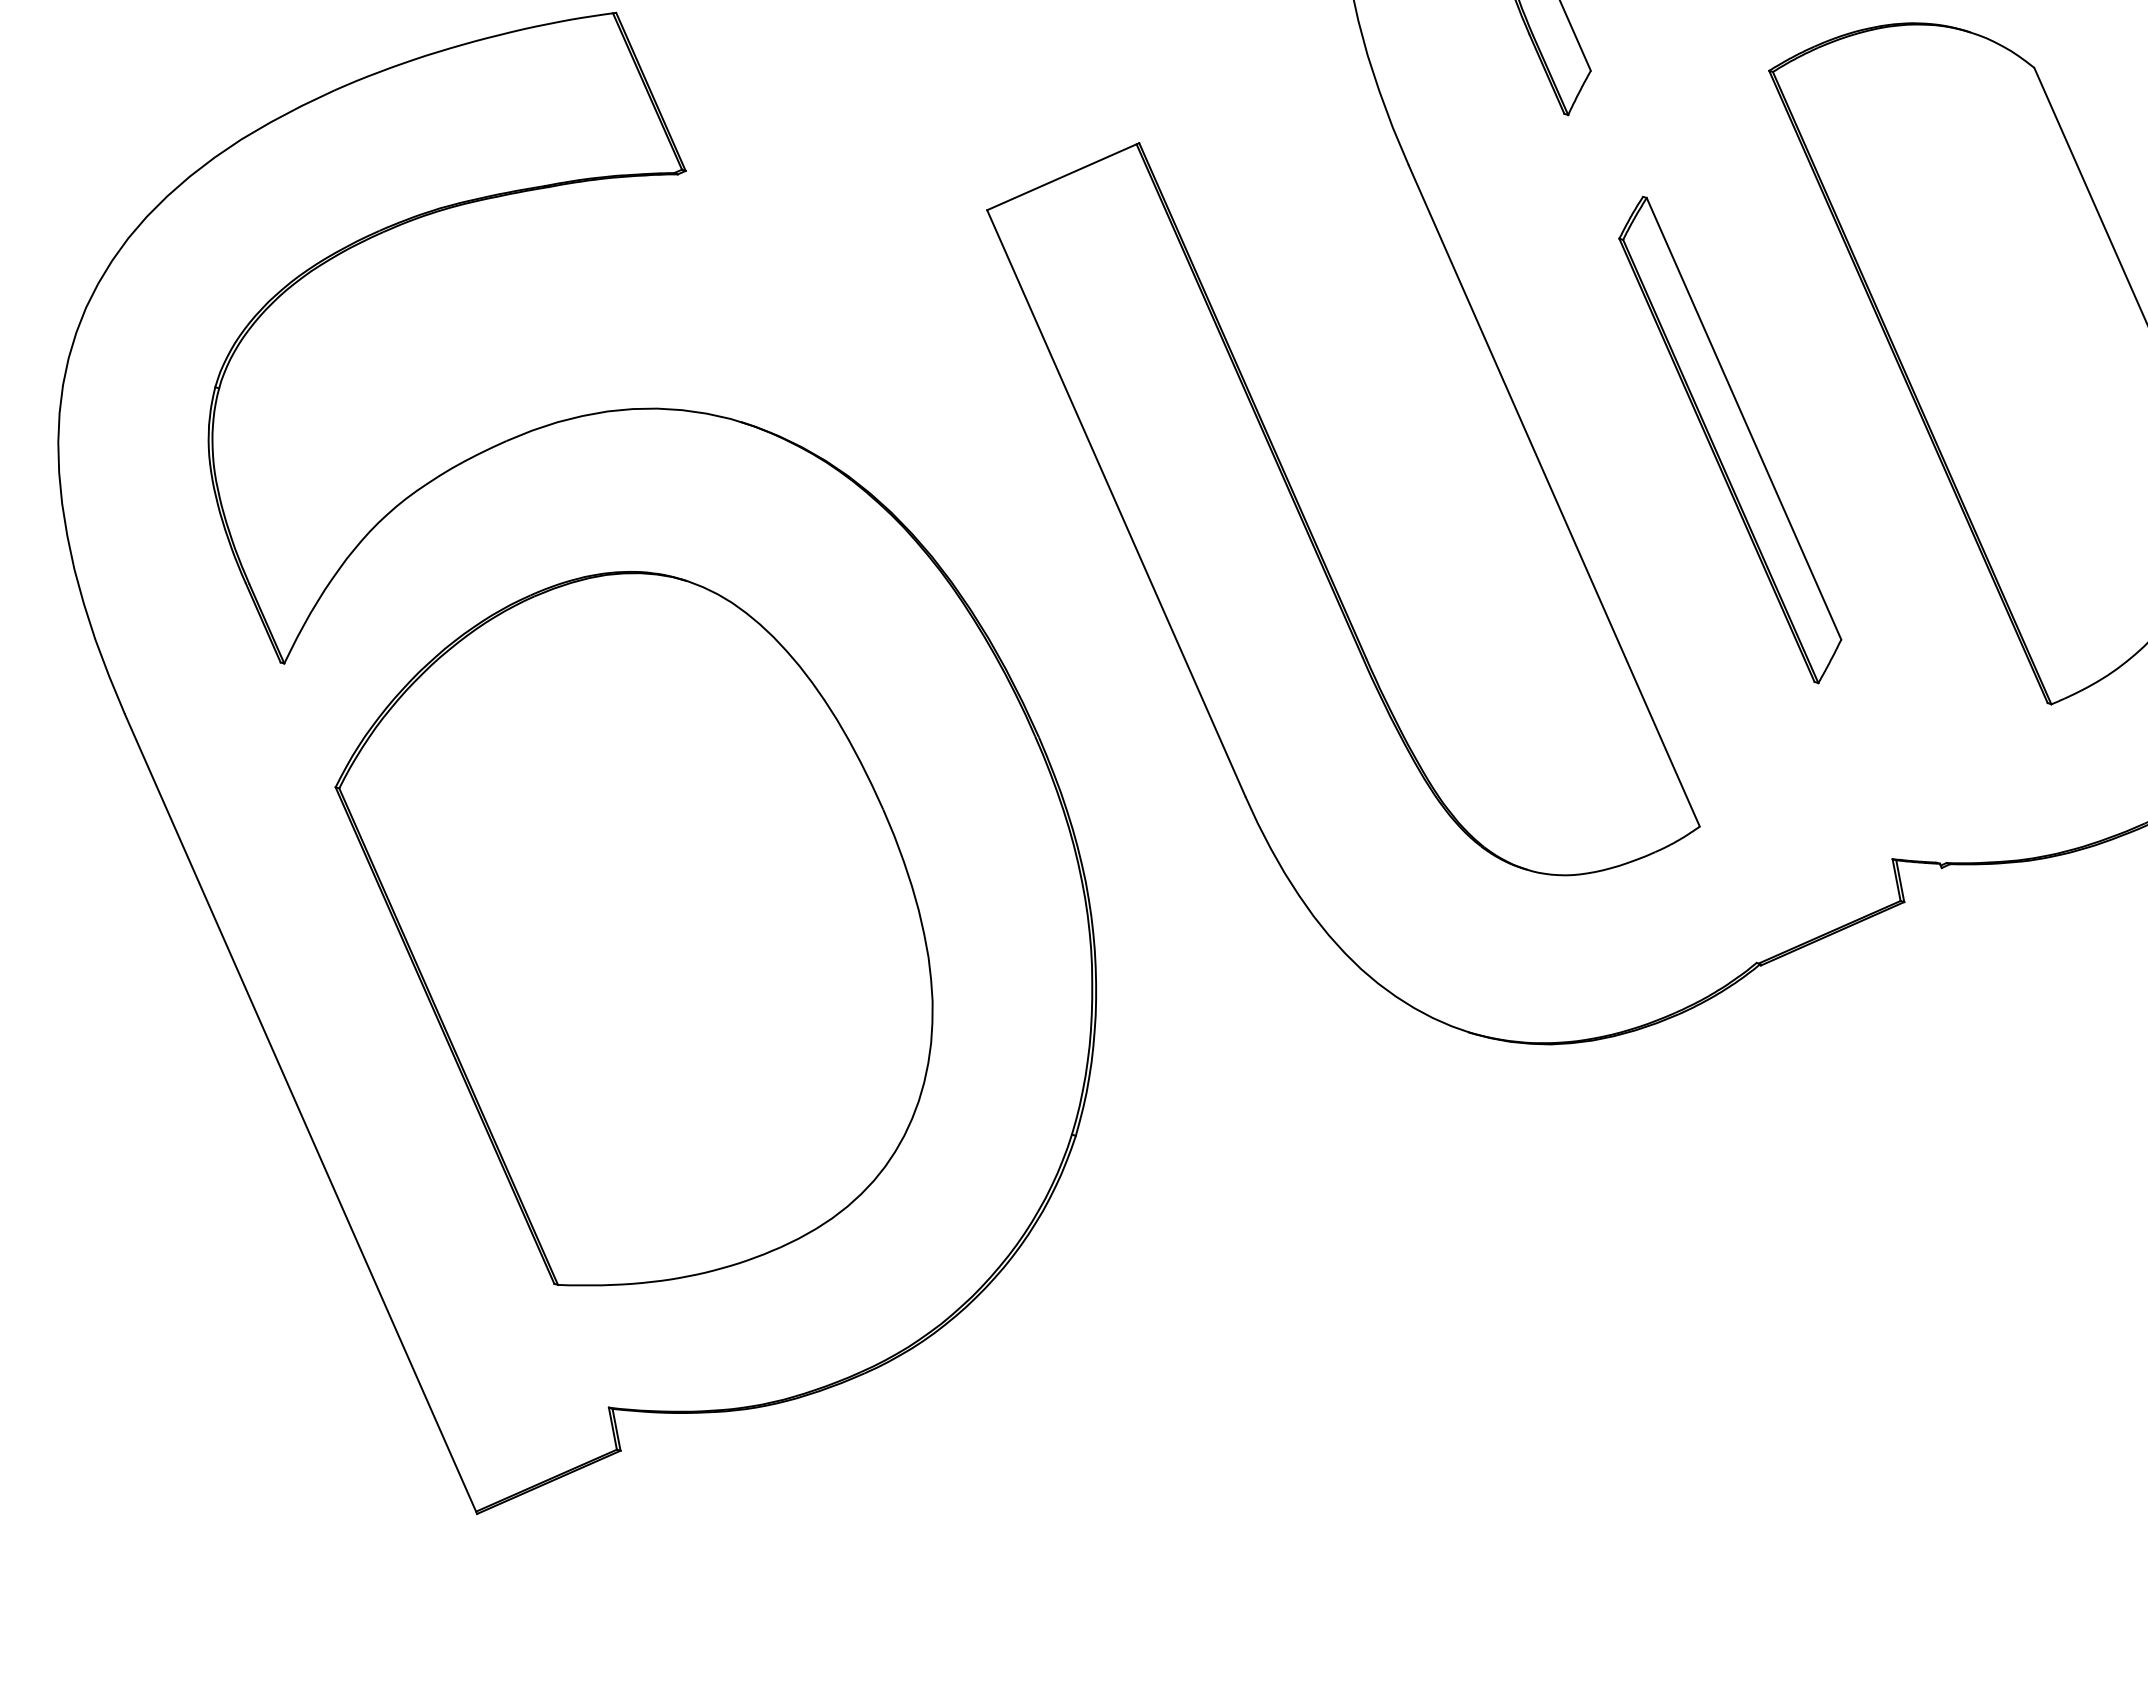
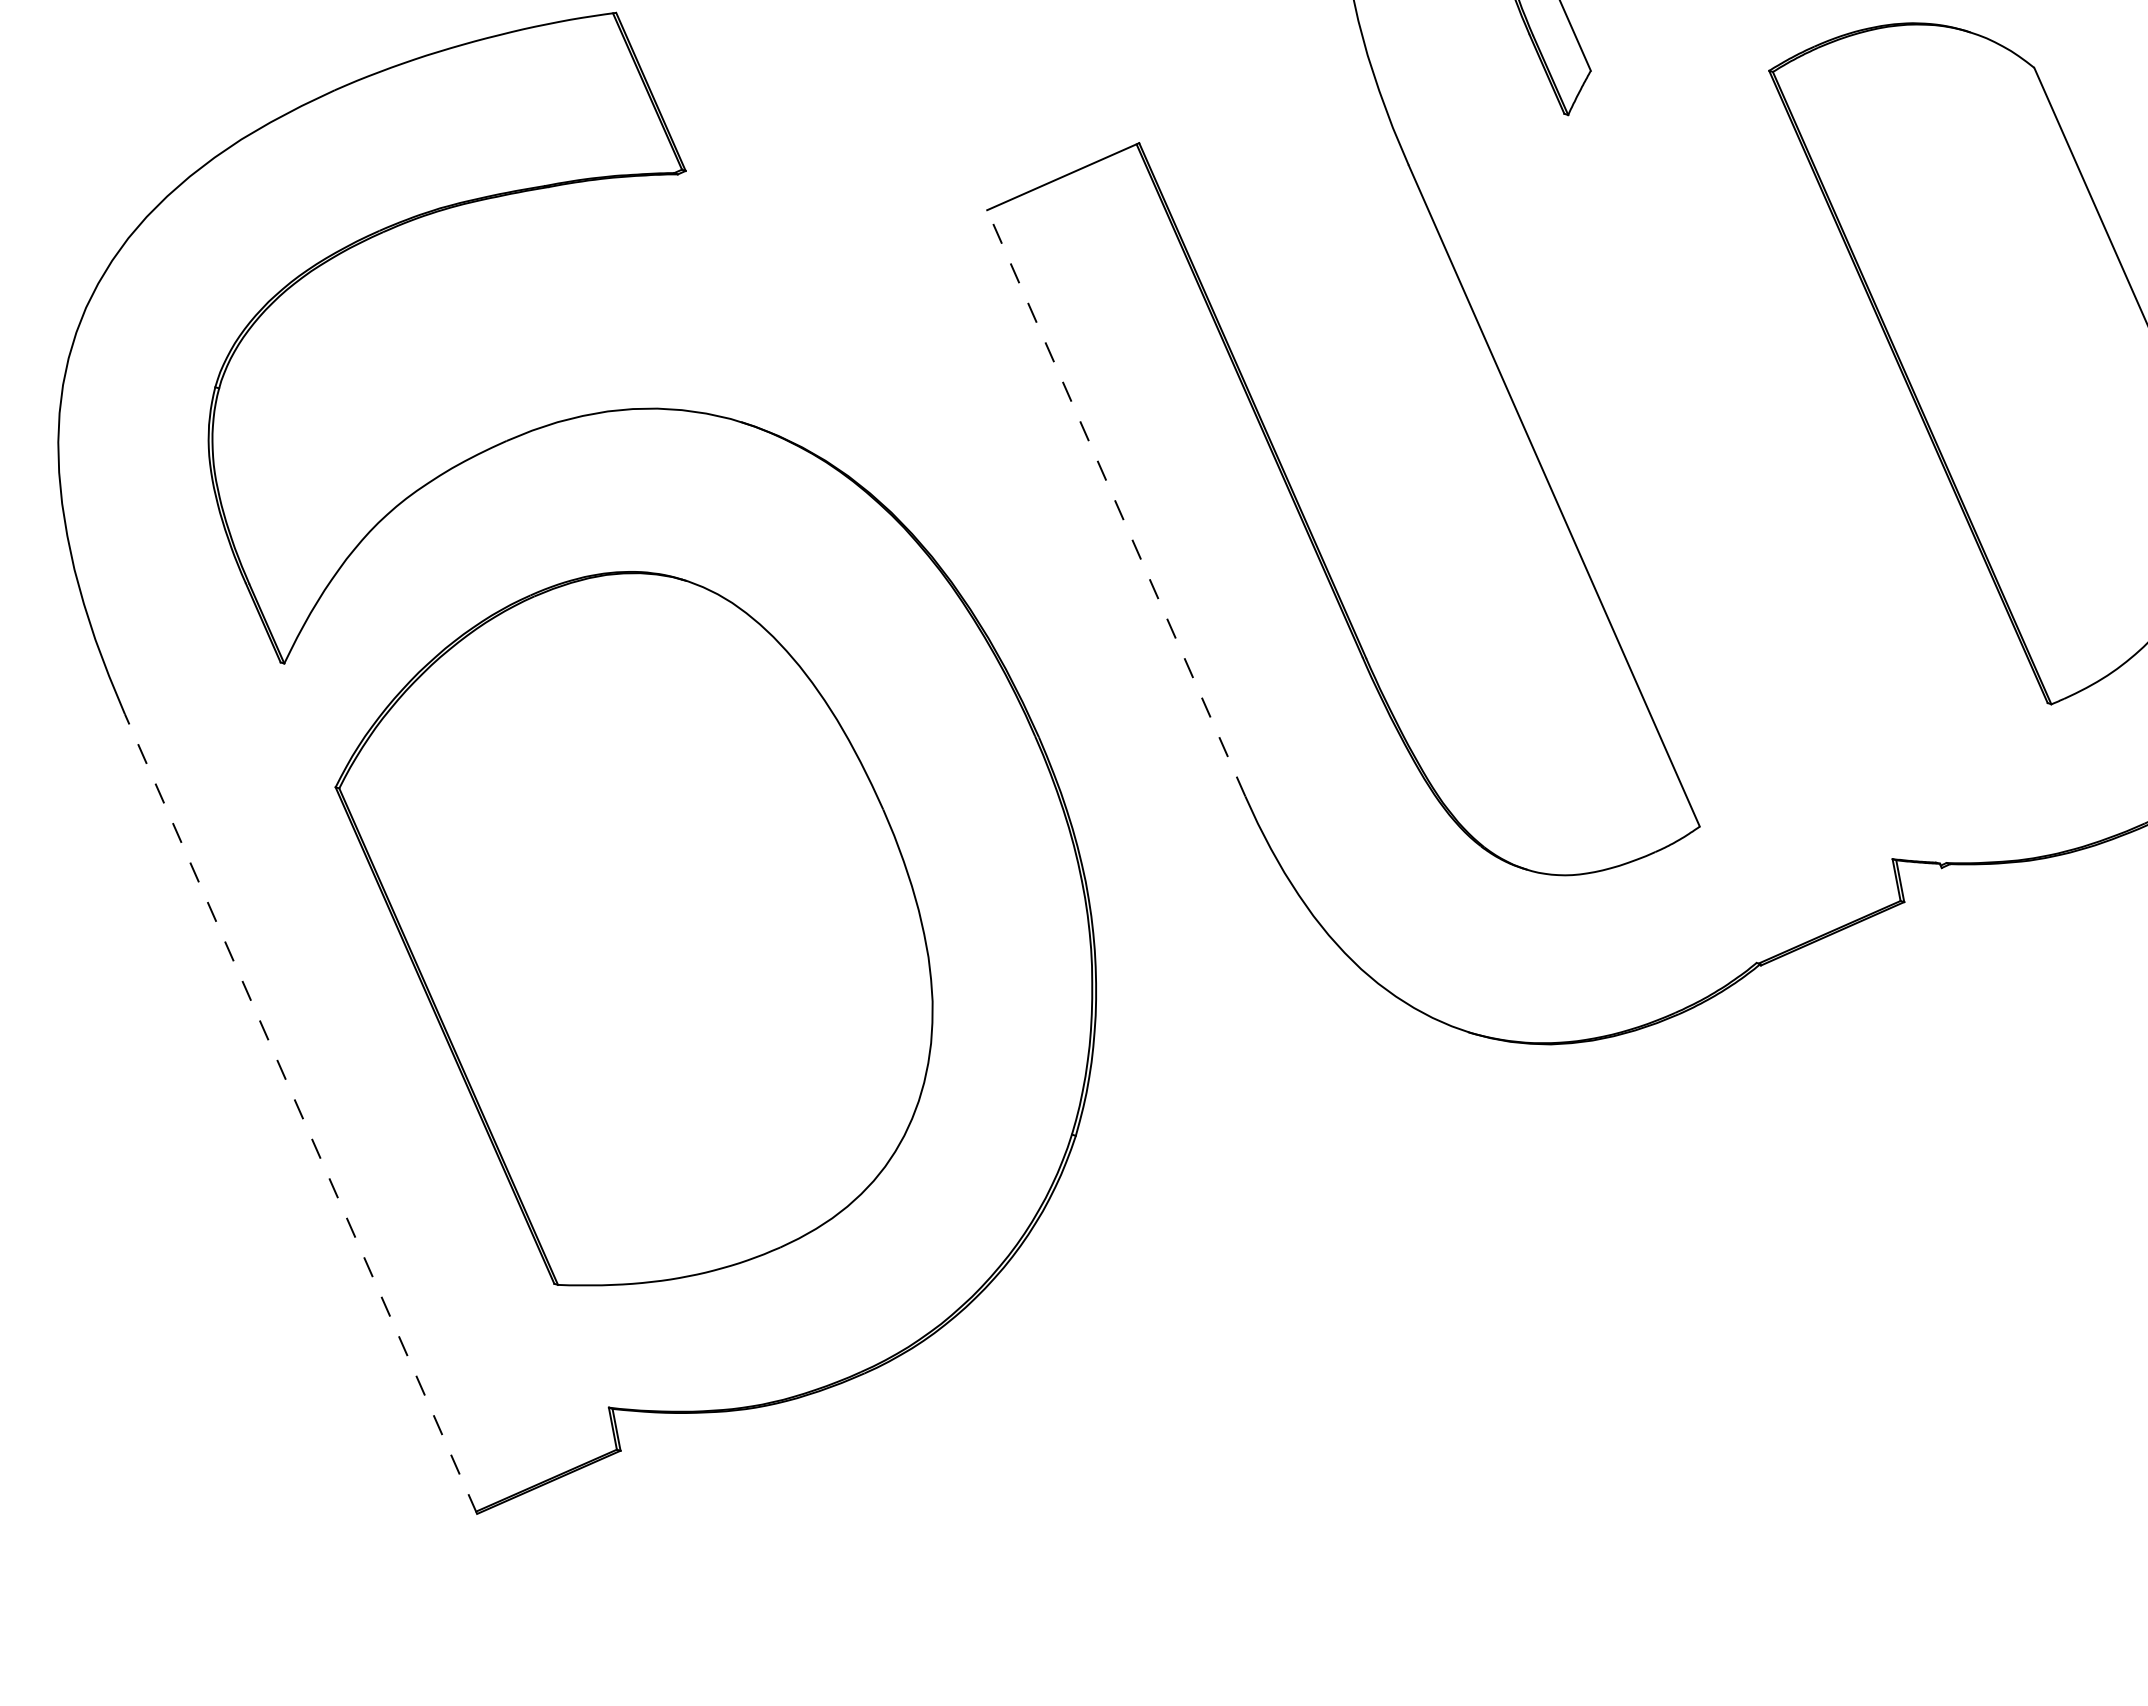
part: present -> none (1730, 439)
line: solid -> dashed (1116, 502)
line: solid -> dashed (301, 1114)
